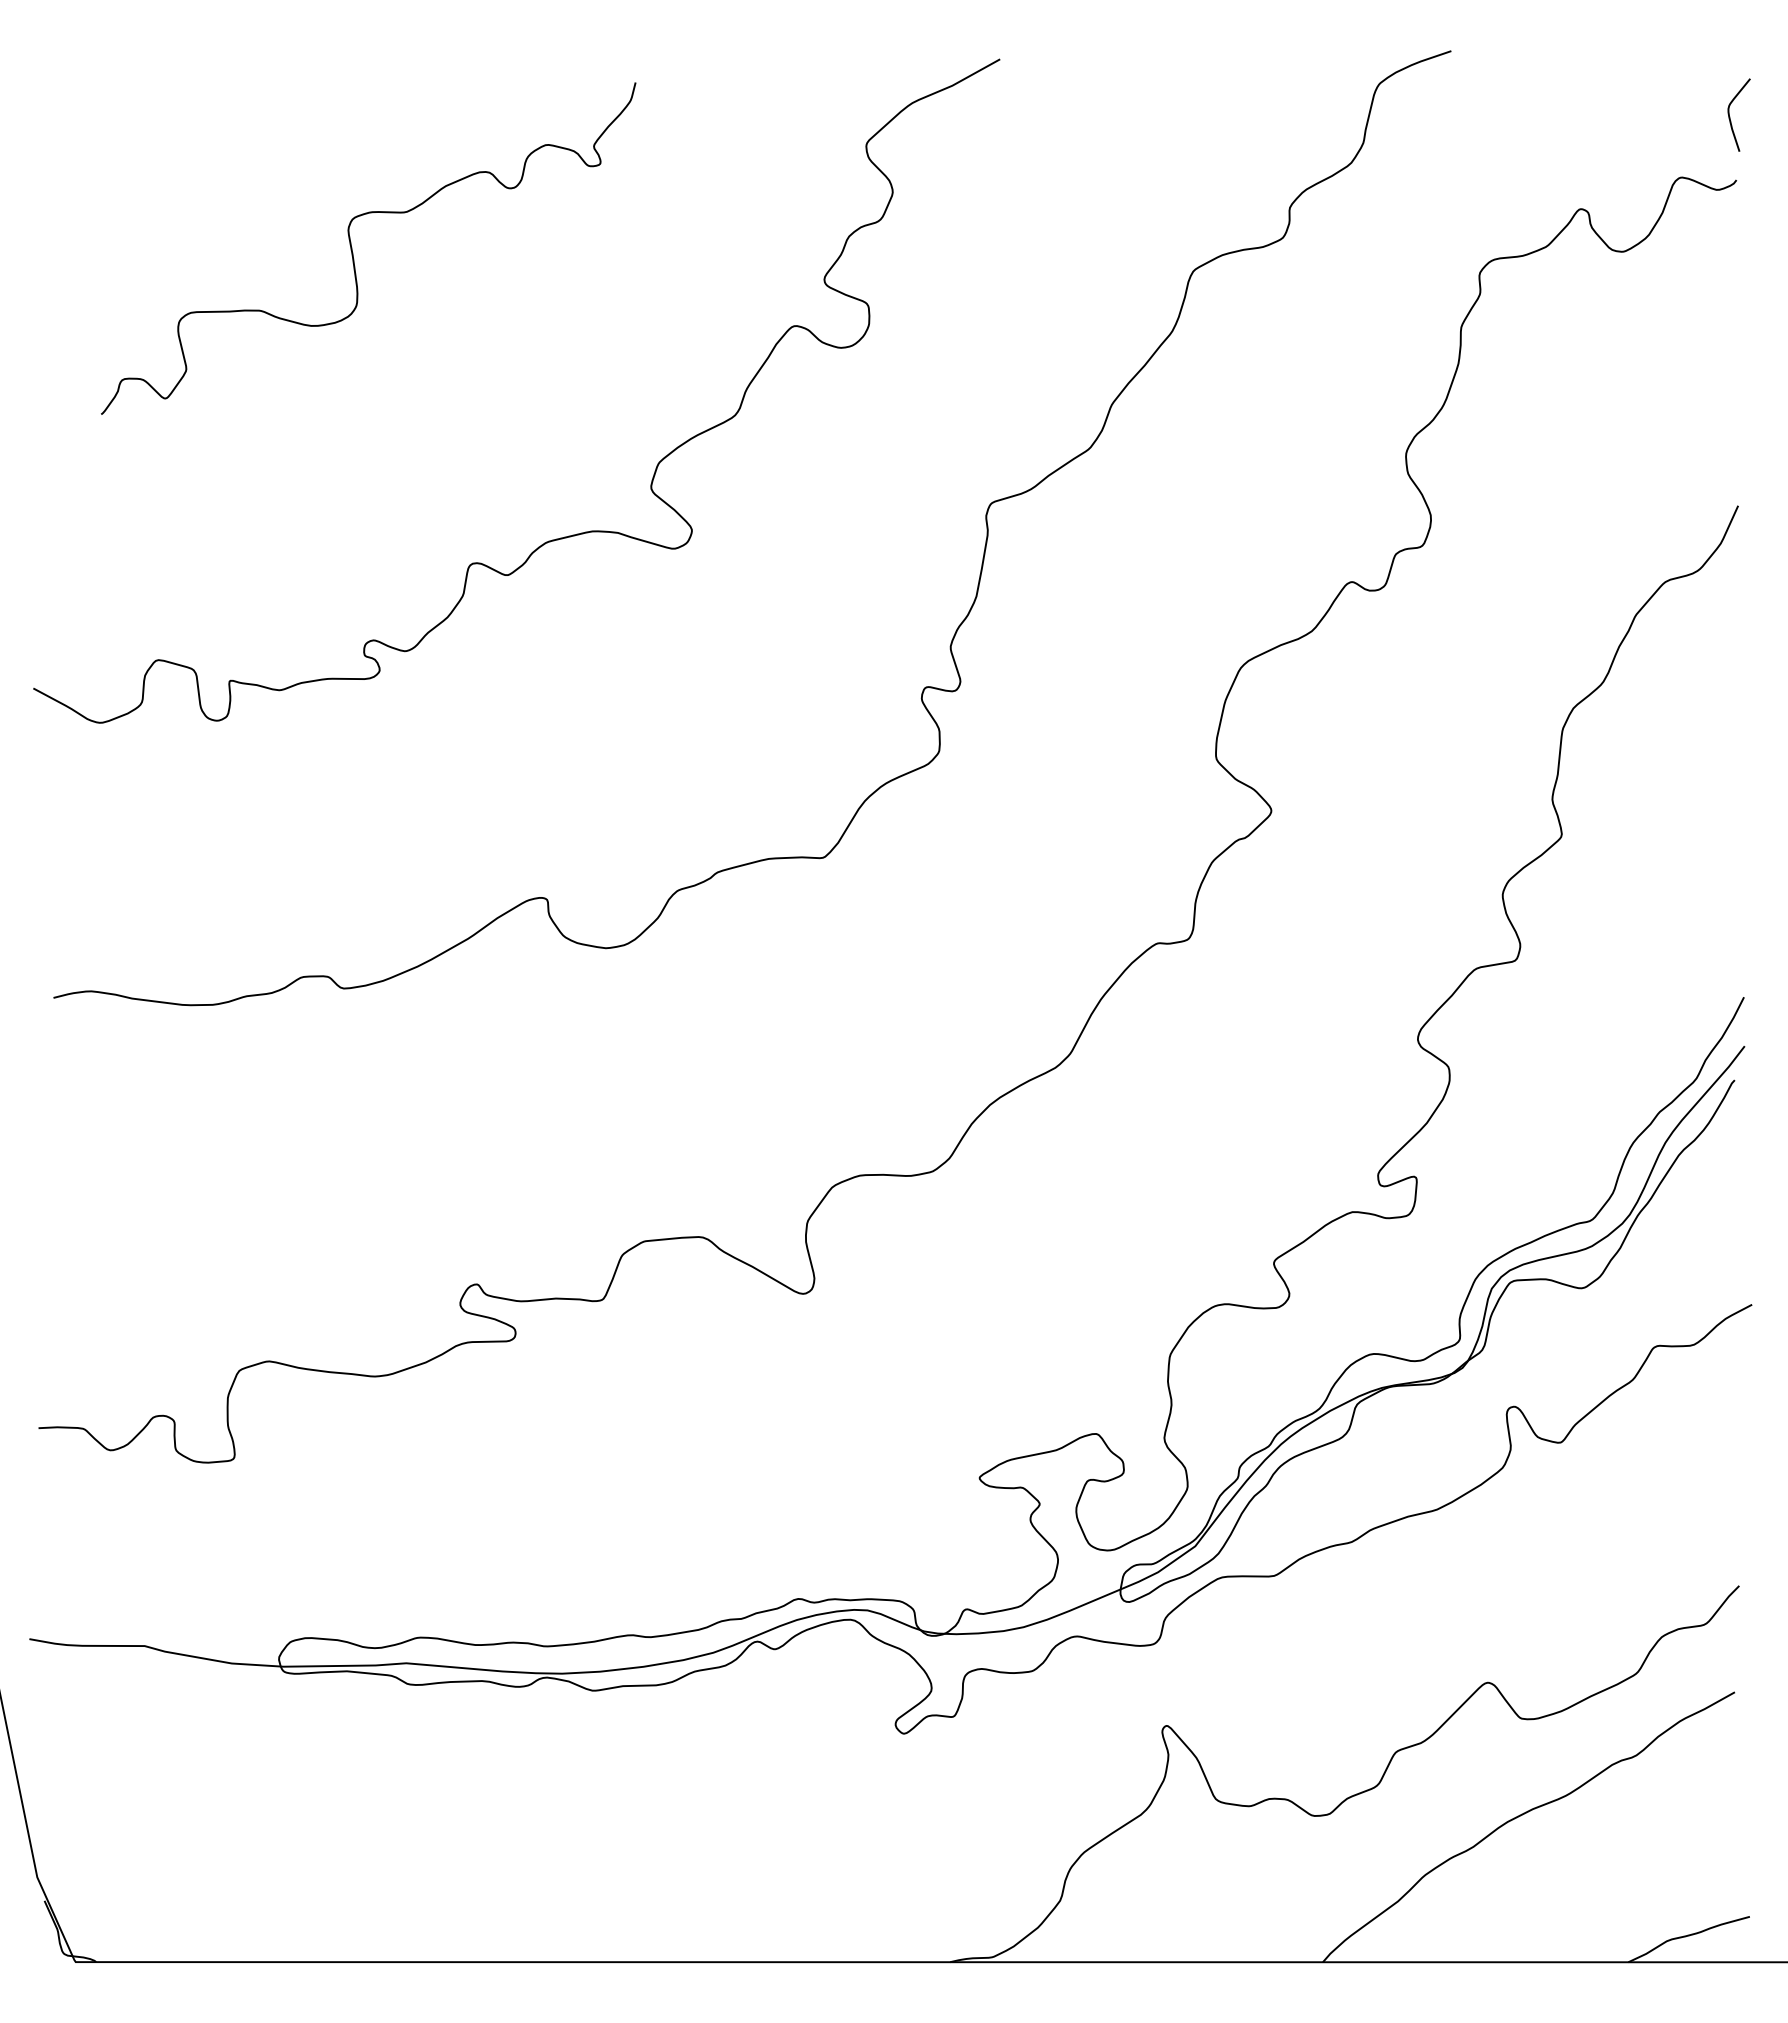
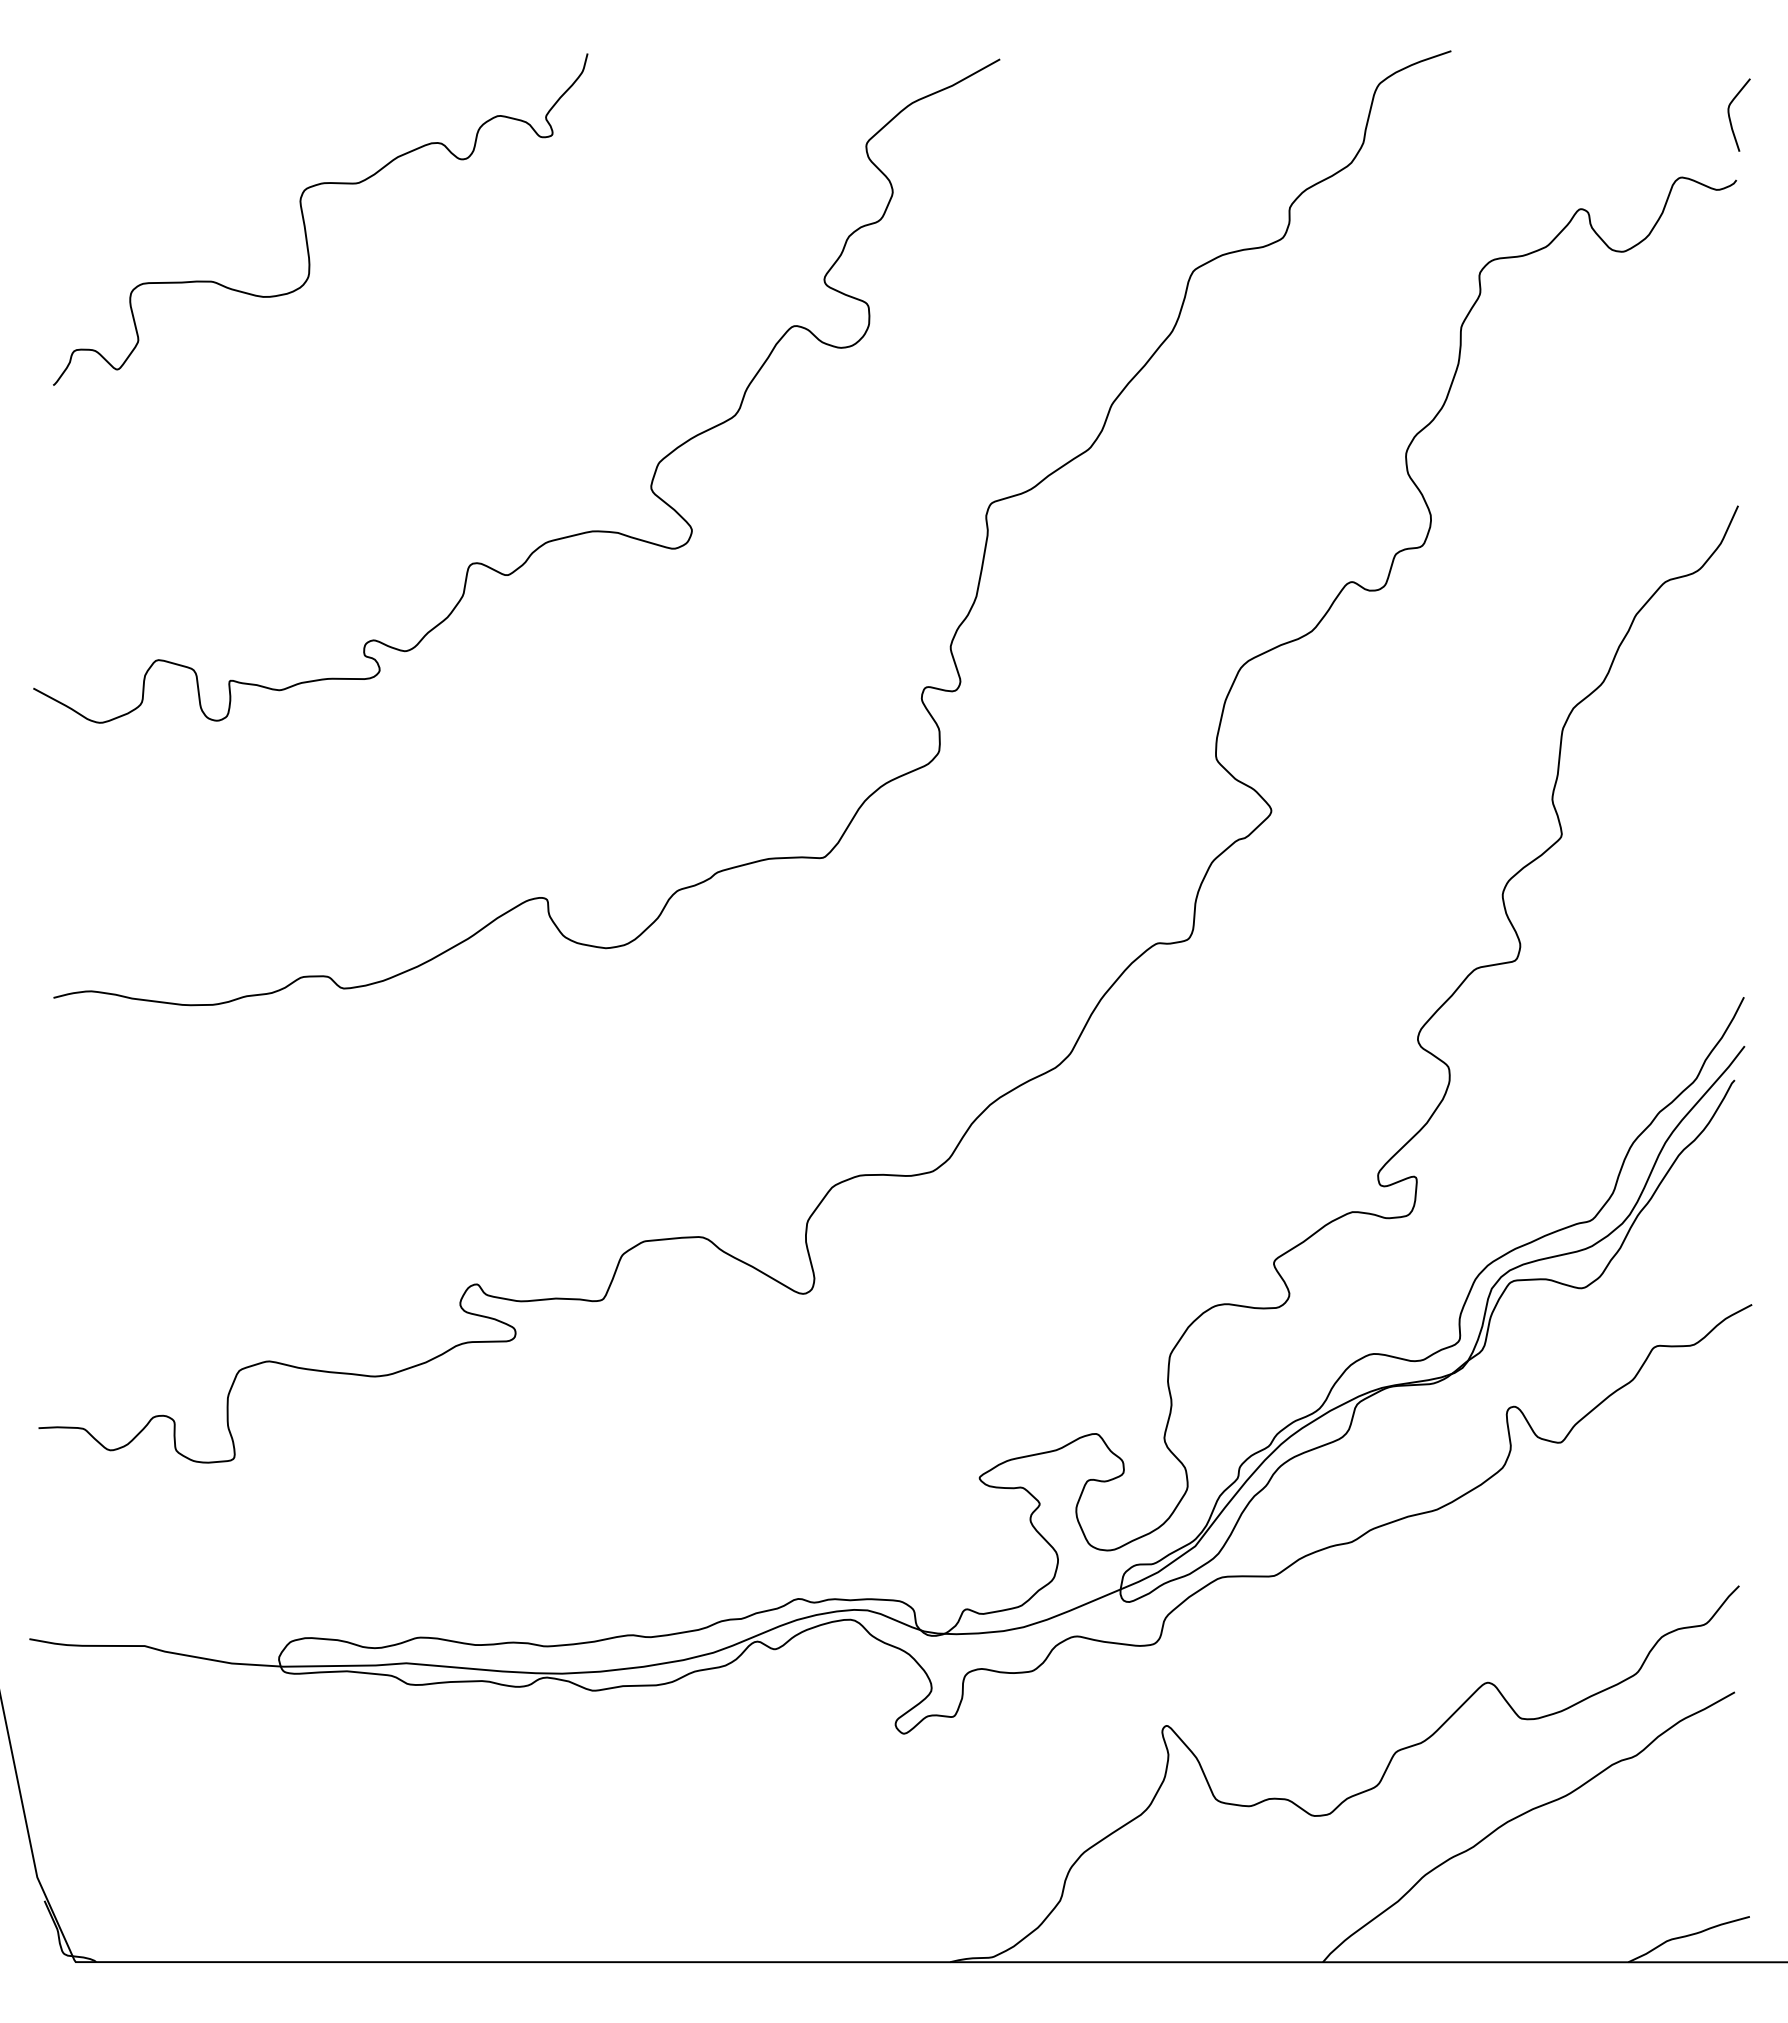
curve position: (353, 252) -> (305, 223) (305, 223)
